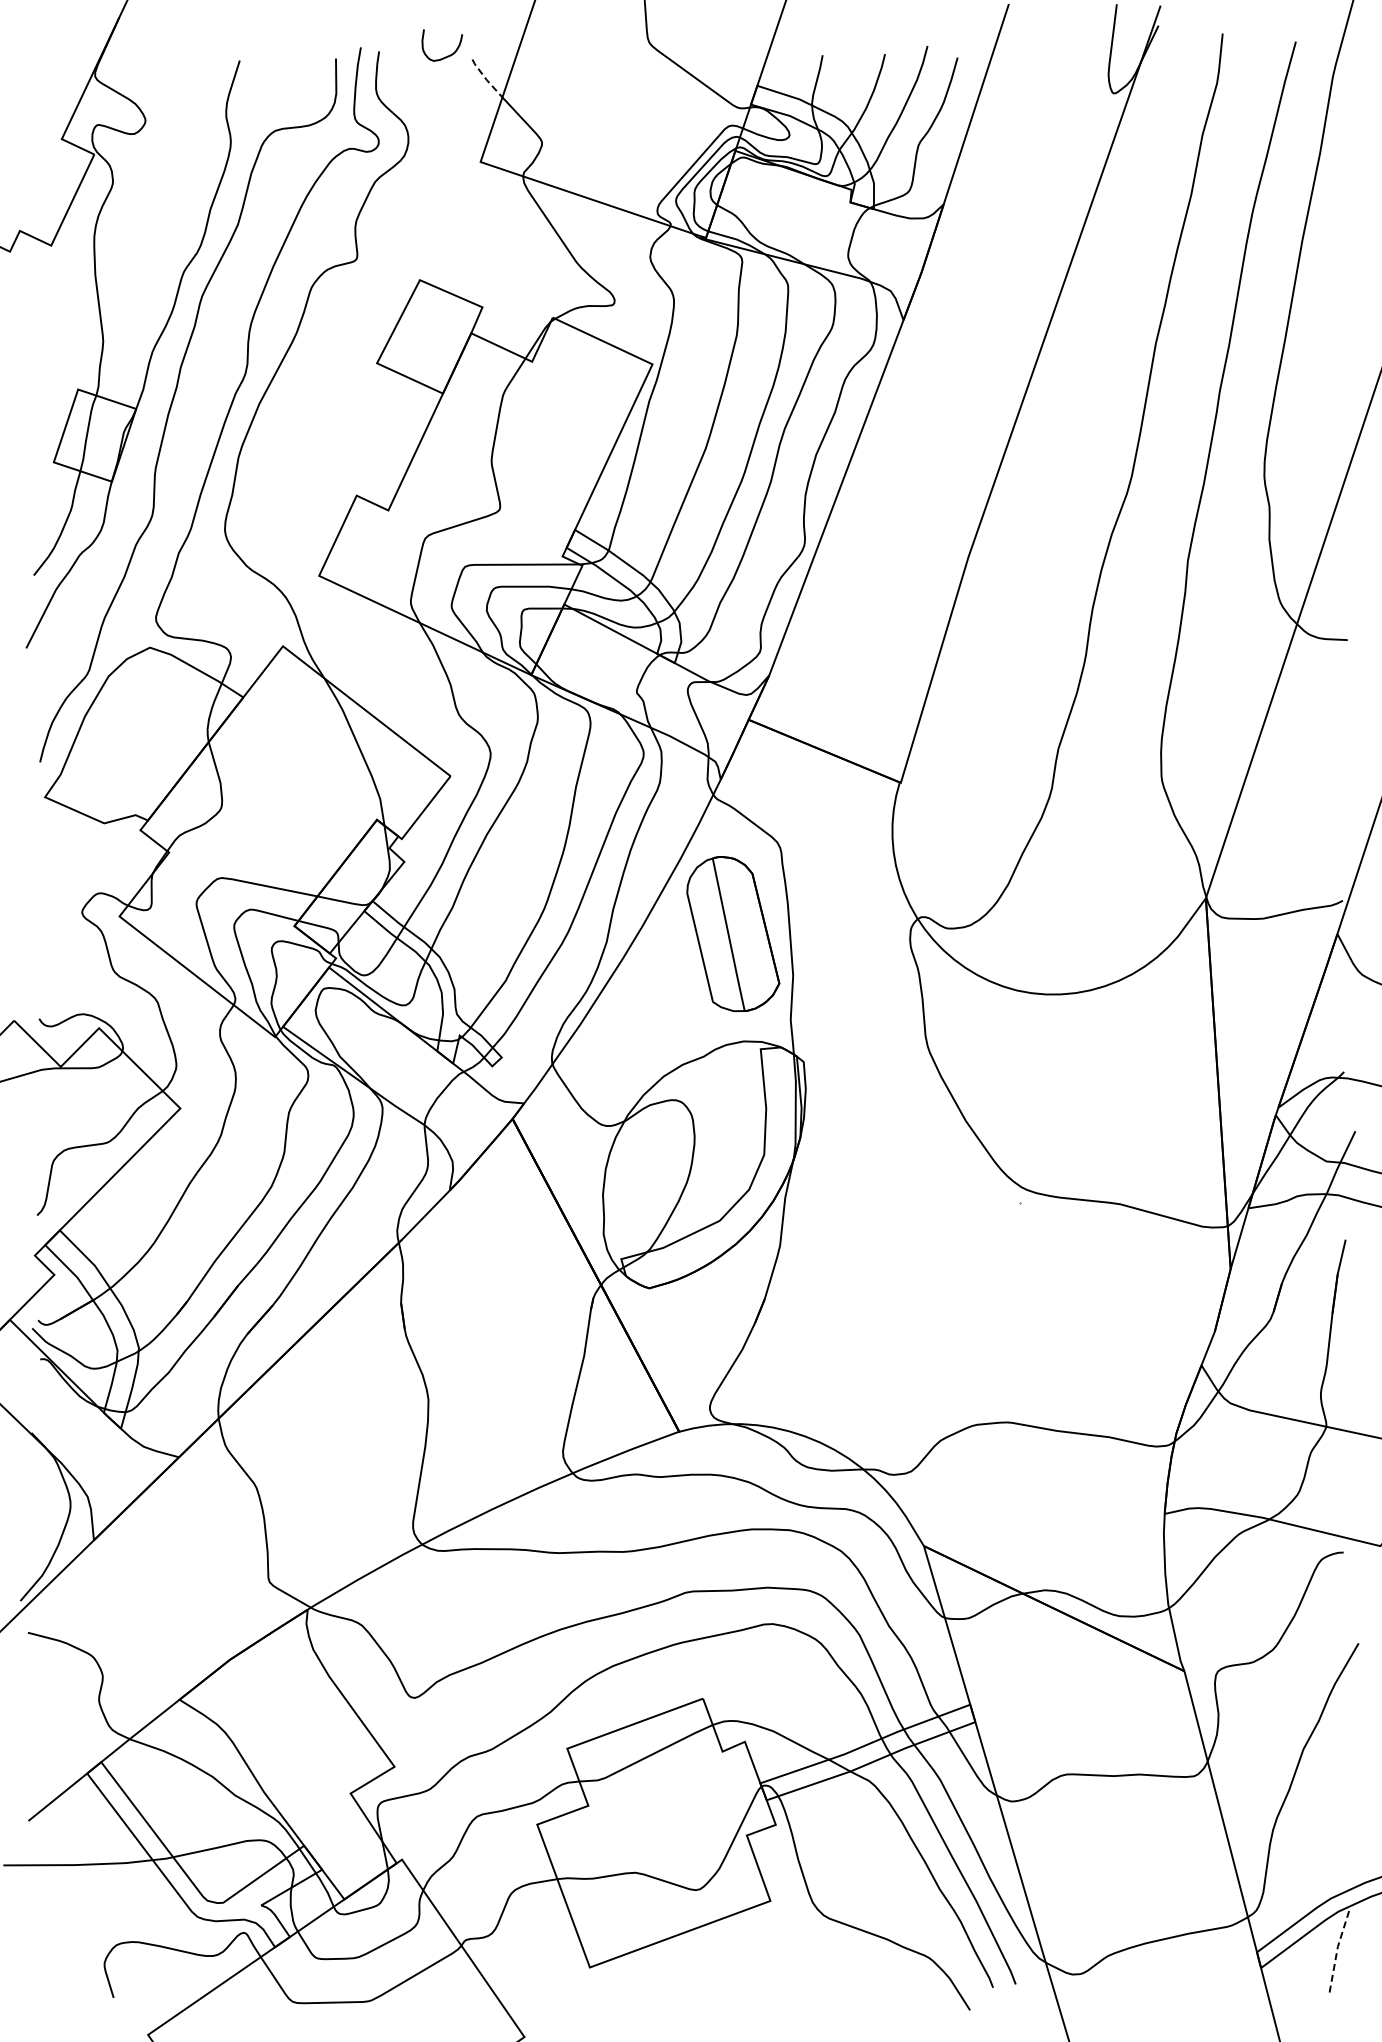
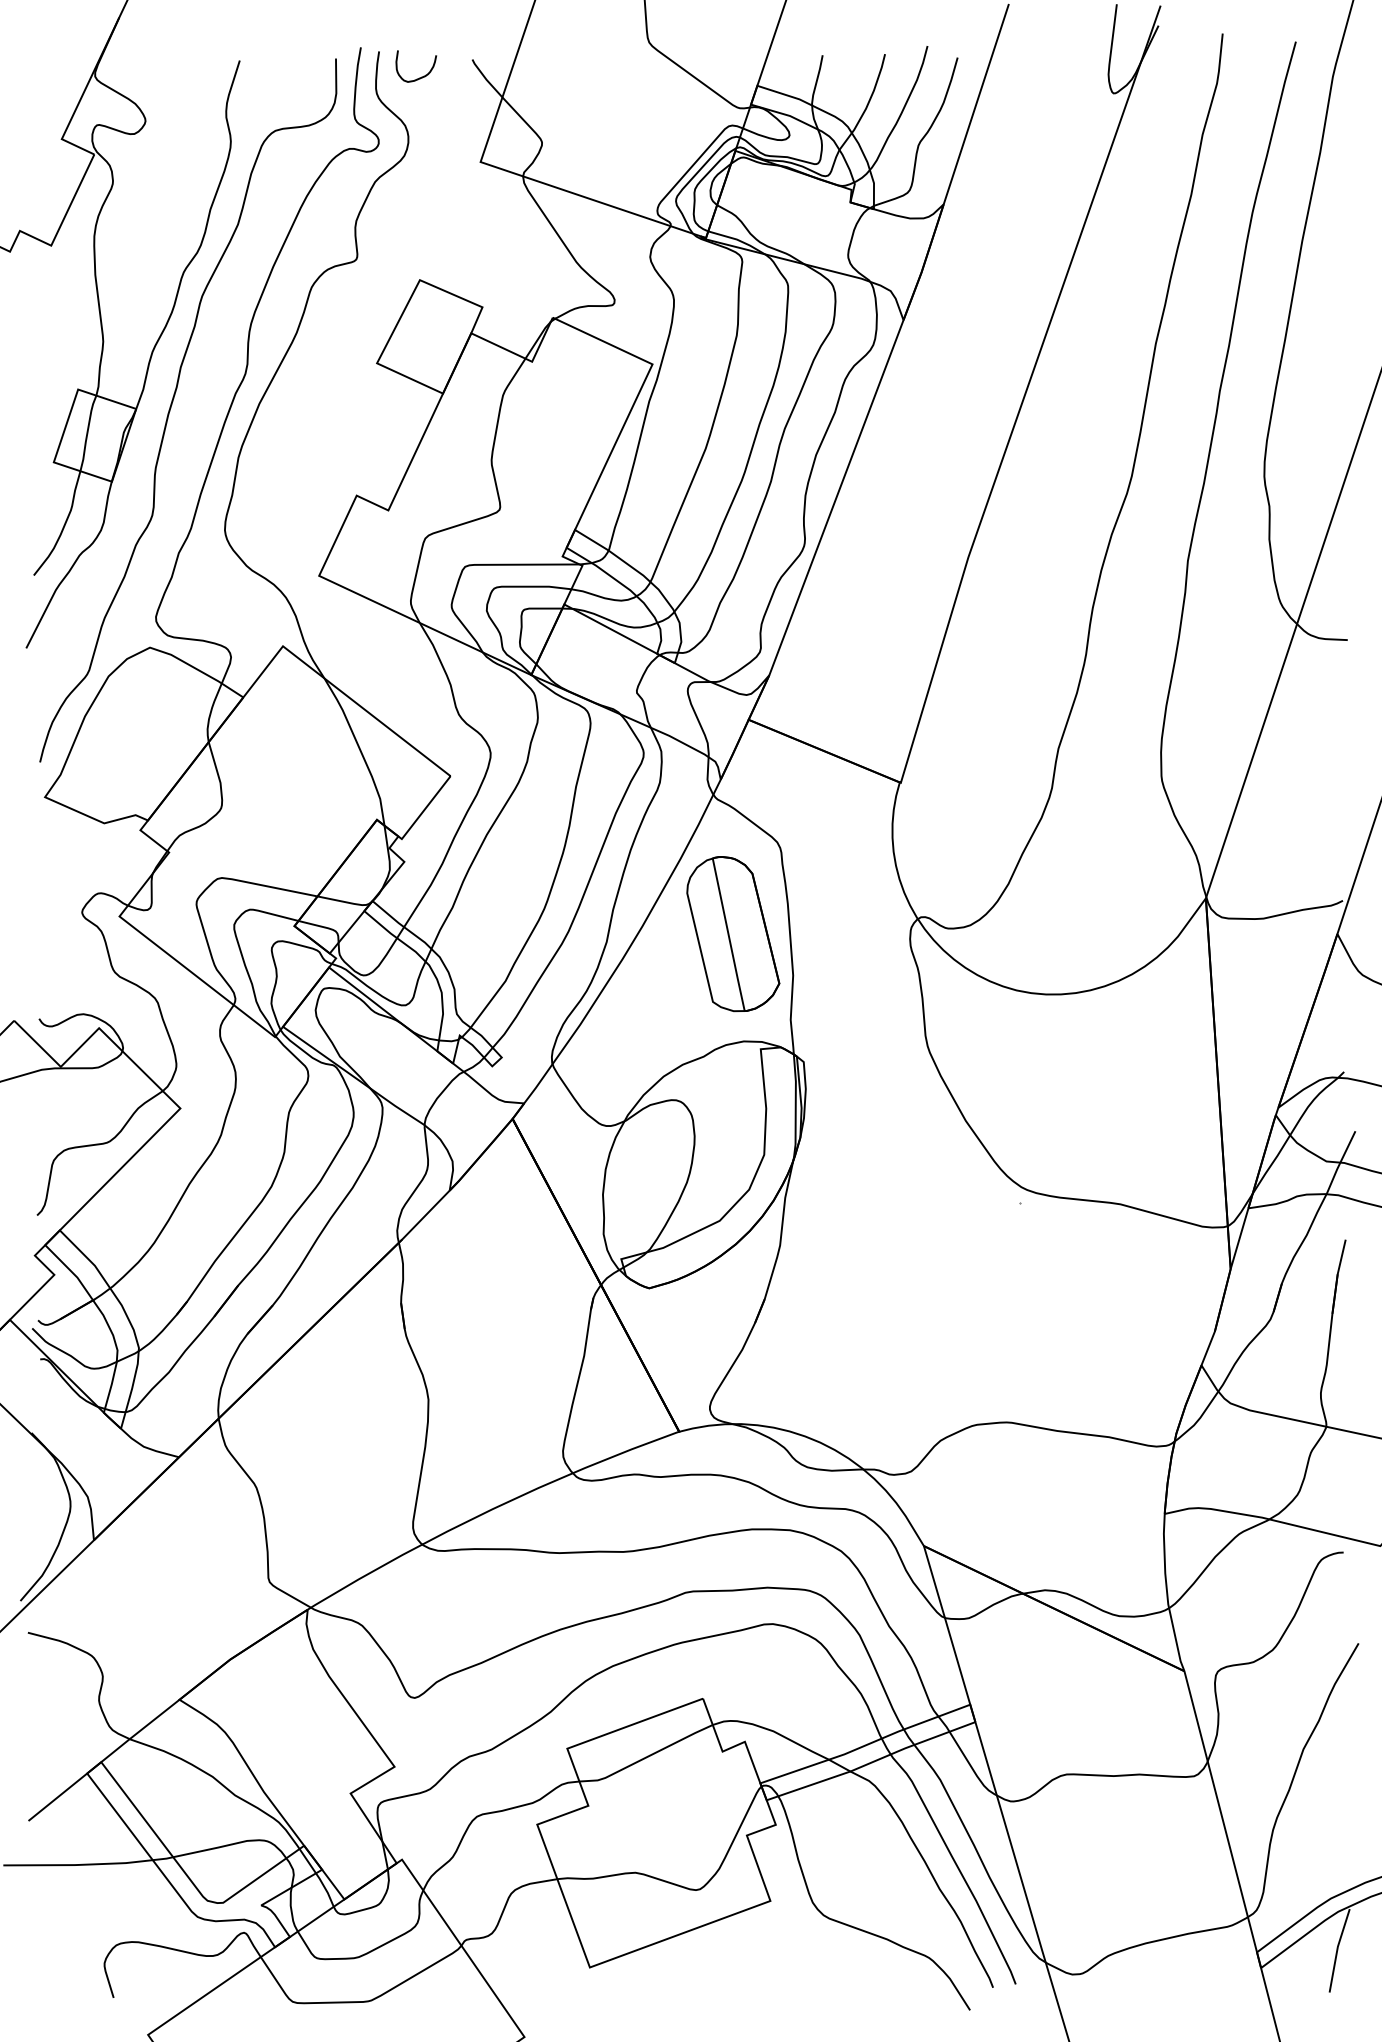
curve position: (447, 55) -> (421, 76) (421, 76)
line: dashed -> solid (486, 79)
line: dashed -> solid (1337, 1949)
